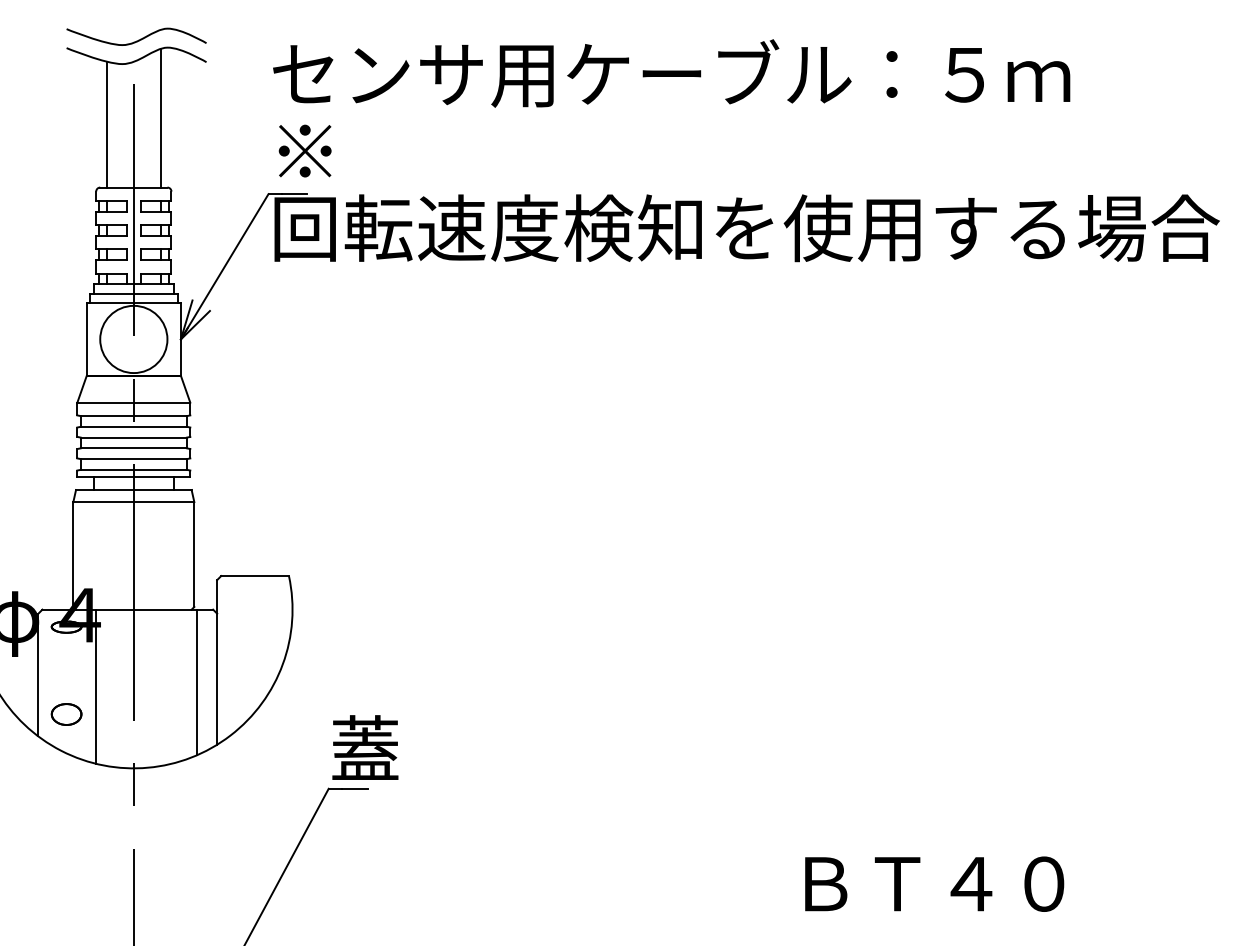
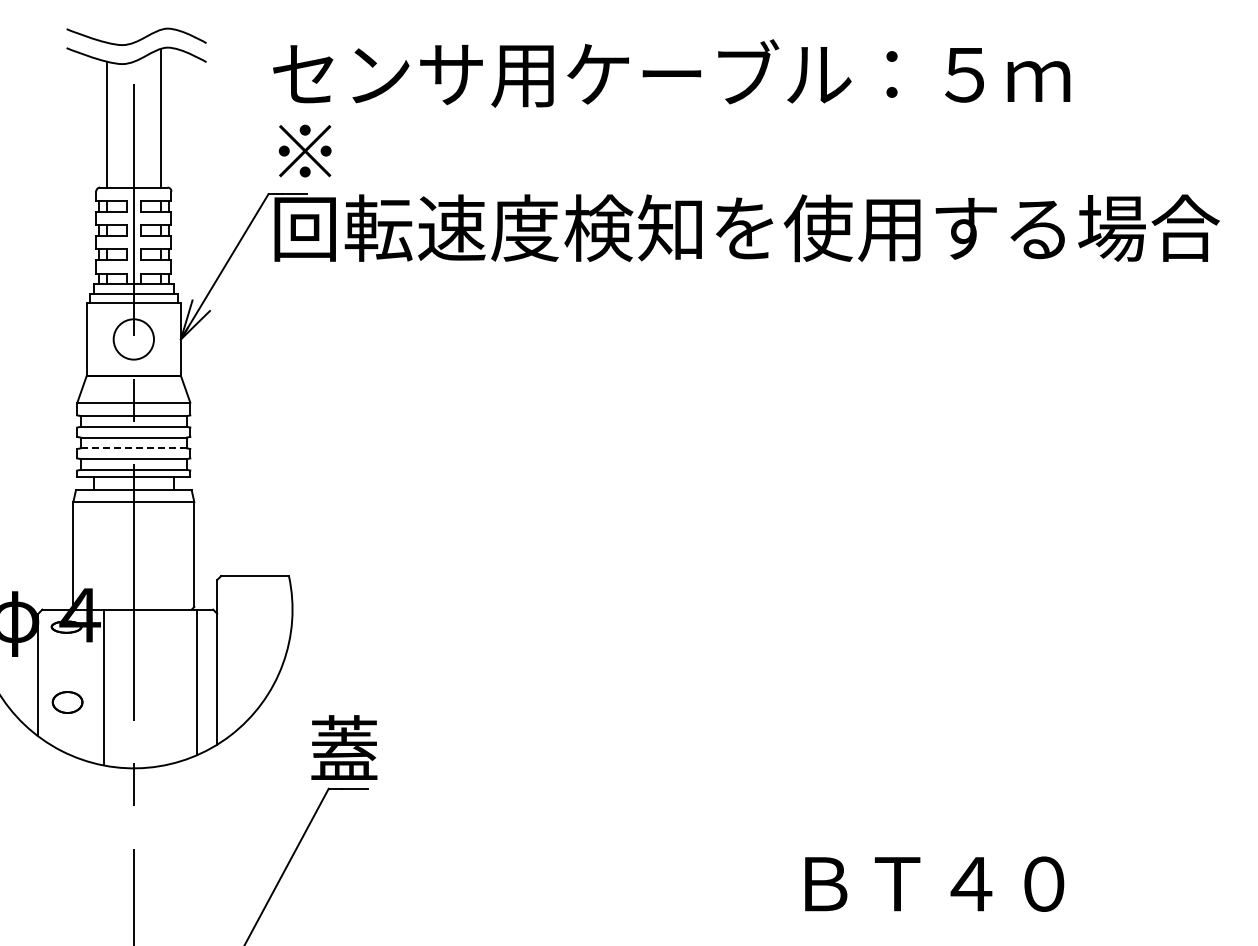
circle diameter: 67 px -> 40 px (133, 339)
line: solid -> dashed (133, 448)
line position: (96, 686) -> (104, 686) (104, 686)
part position: (66, 714) -> (67, 702) (67, 702)
text position: (365, 747) -> (344, 747) (344, 747)
